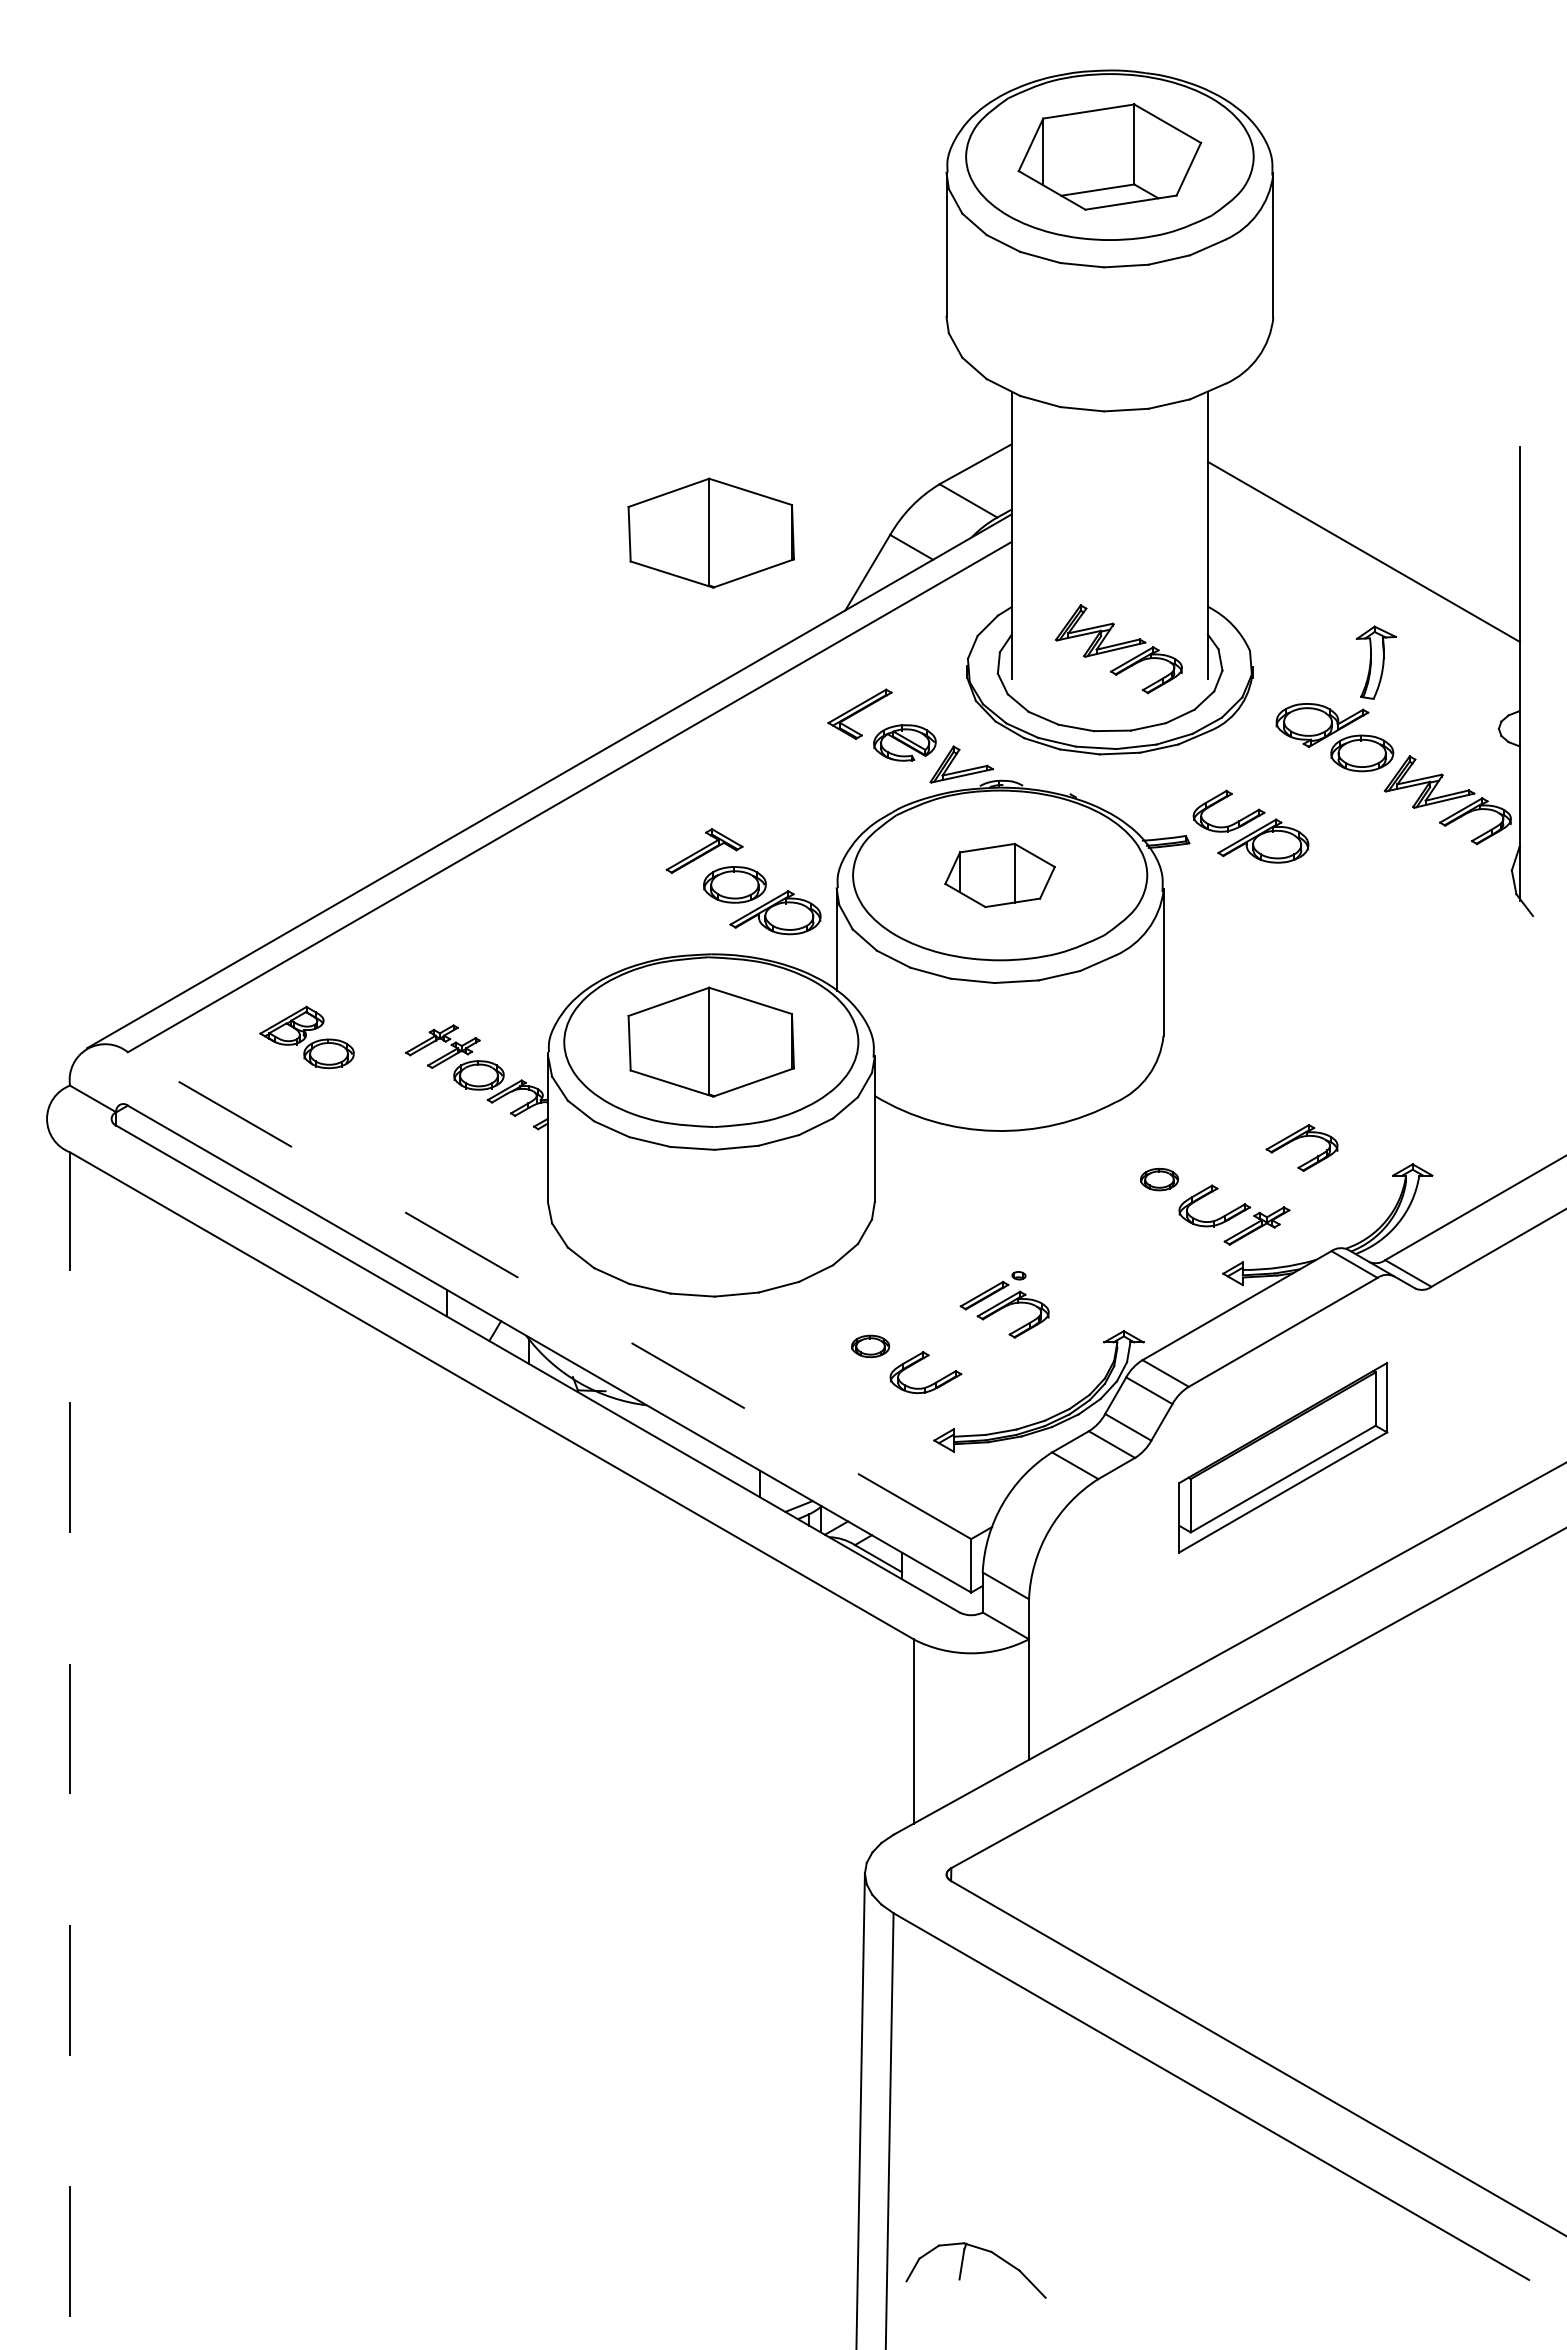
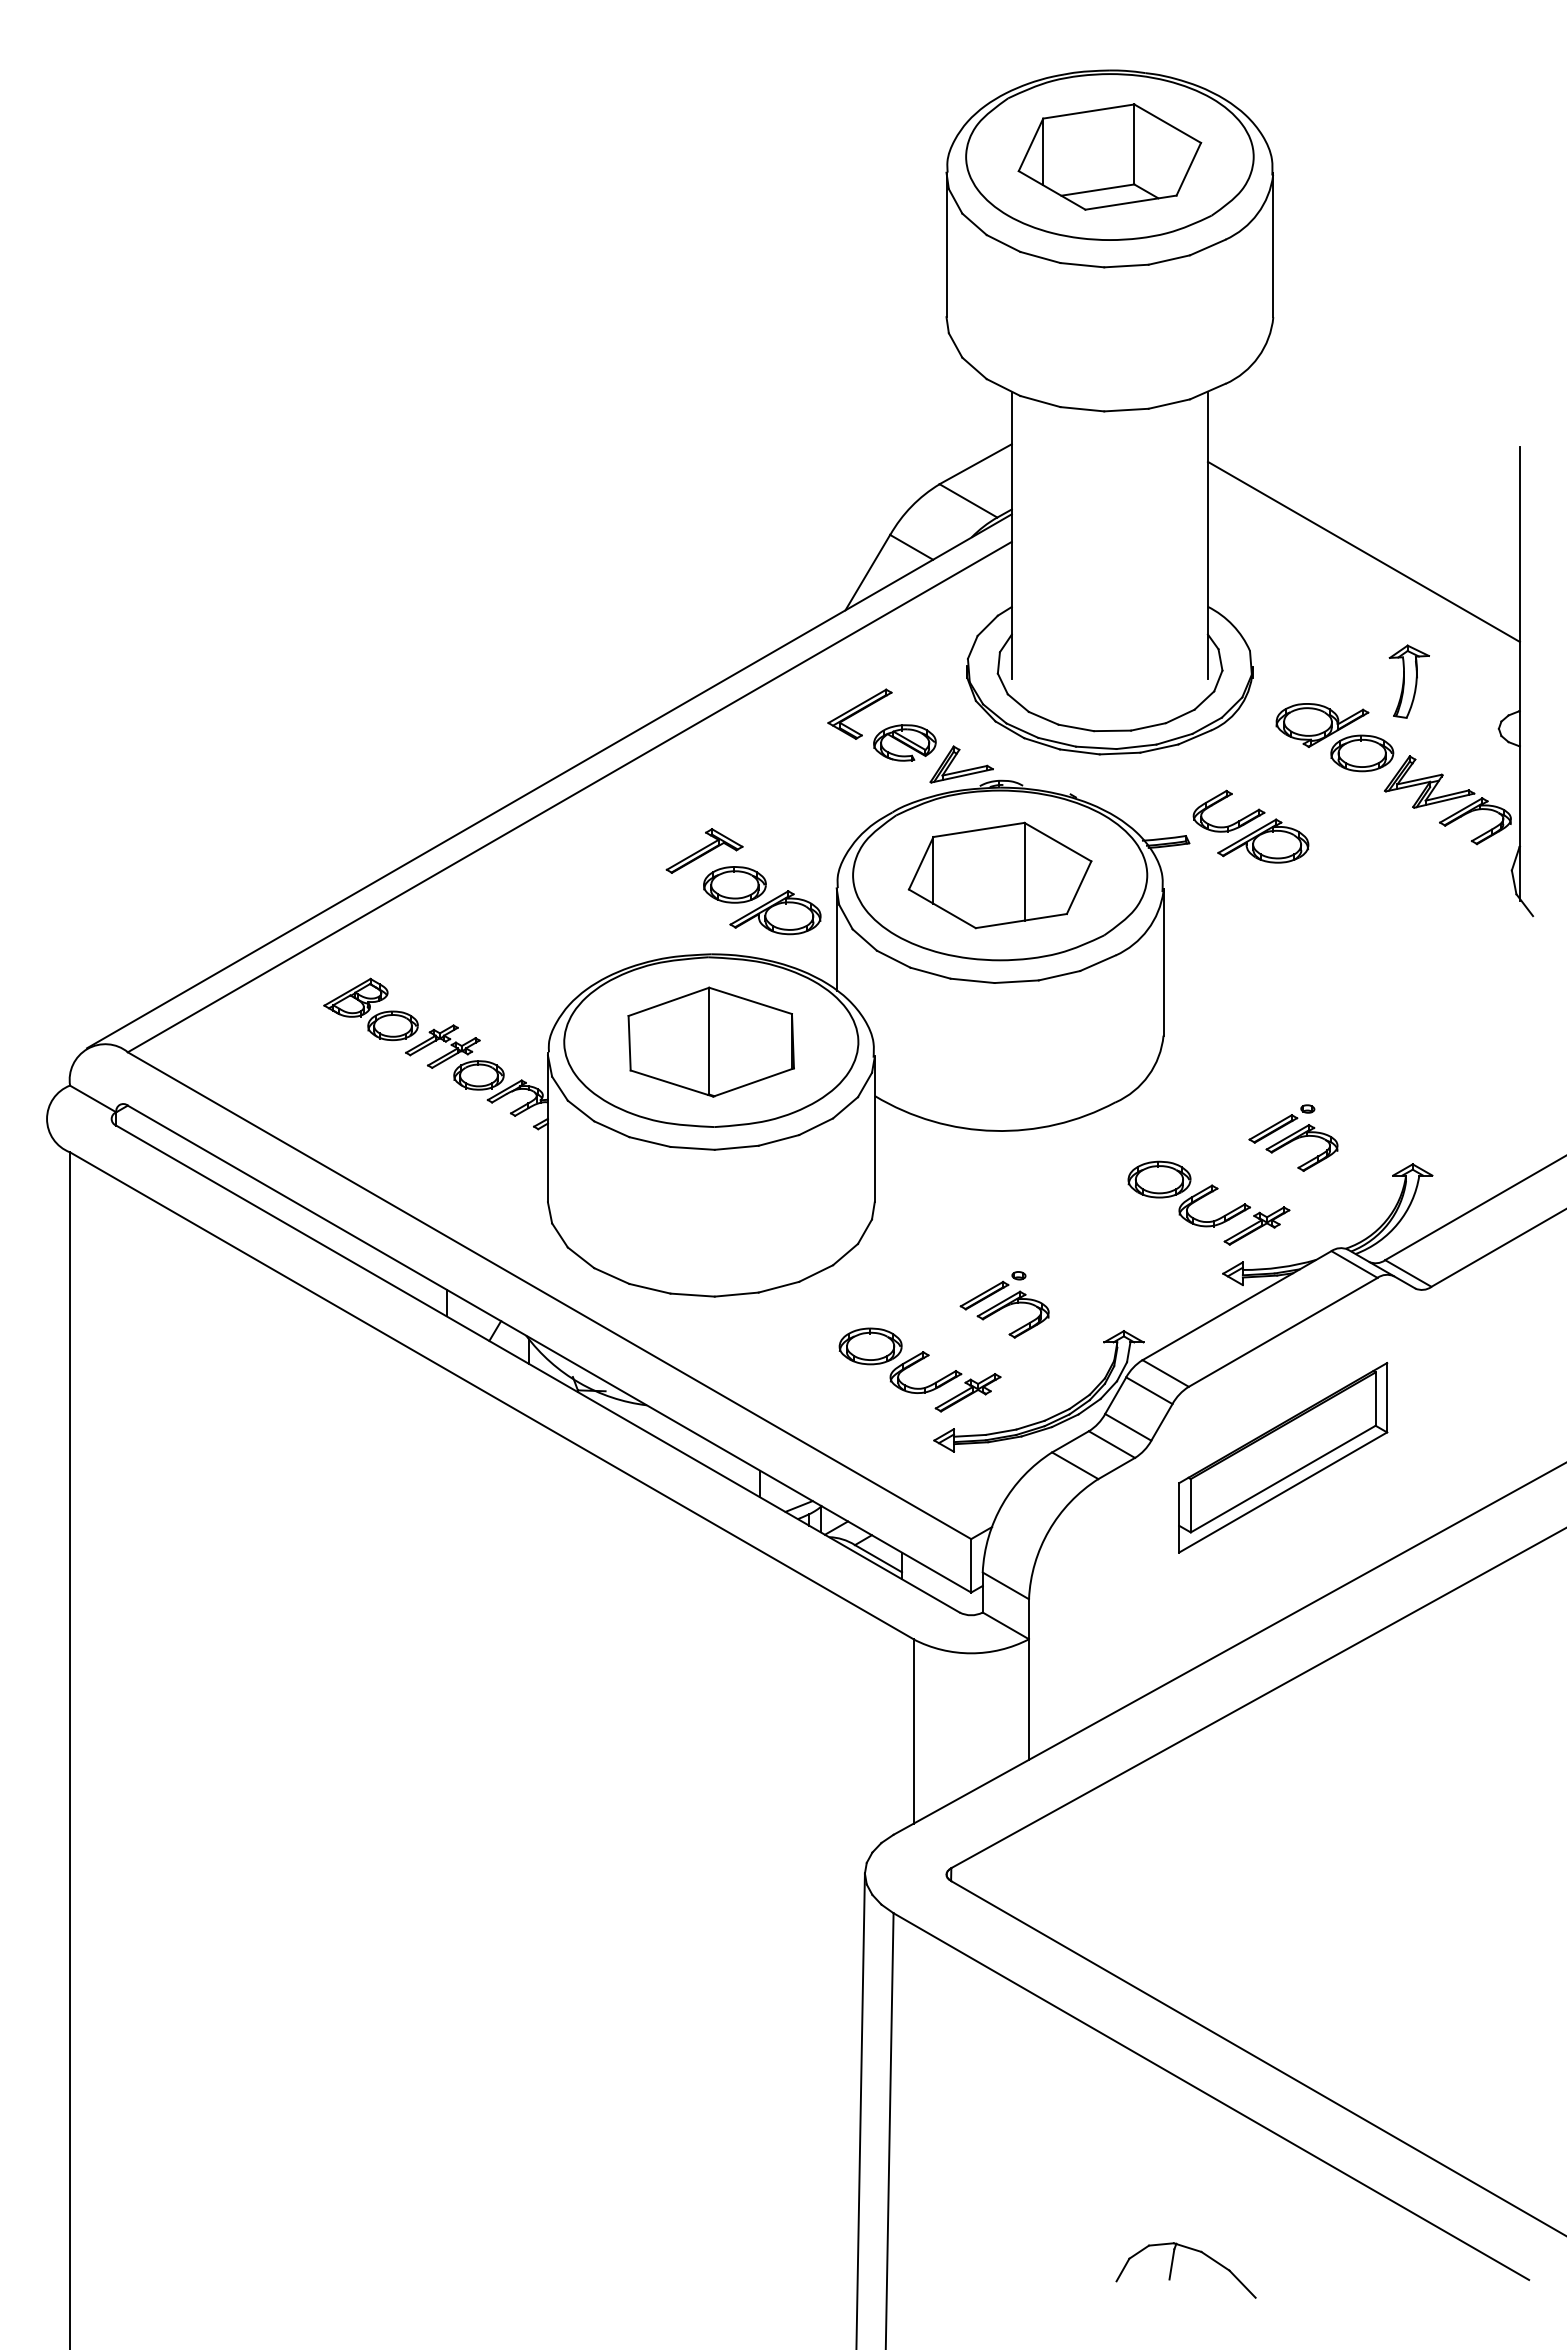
part: present -> none (710, 532)
part: present -> none (1118, 649)
part position: (1375, 662) -> (1408, 681) (1408, 681)
part size: 112x67 px -> 186x109 px (999, 875)
part position: (306, 1037) -> (370, 1009) (370, 1009)
part: none -> present (1281, 1123)
part size: 39x24 px -> 65x39 px (1159, 1179)
line: dashed -> solid (549, 1295)
part size: 40x25 px -> 65x39 px (870, 1346)
part: none -> present (967, 1392)
line: dashed -> solid (70, 1750)
part position: (962, 2268) -> (1172, 2268) (1172, 2268)
